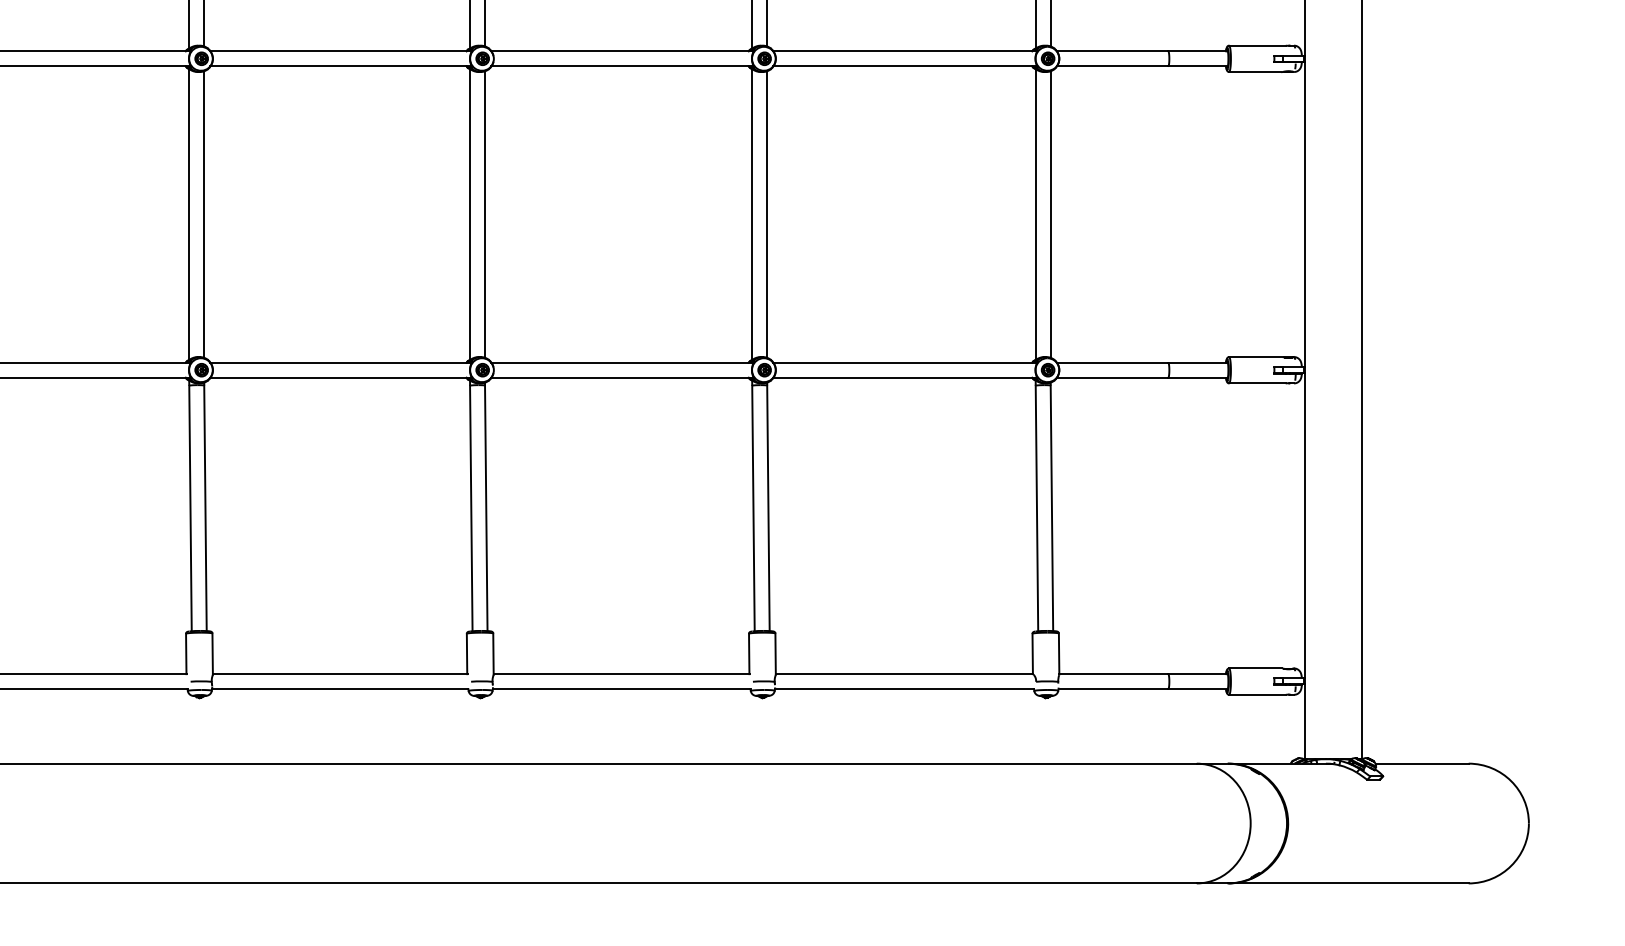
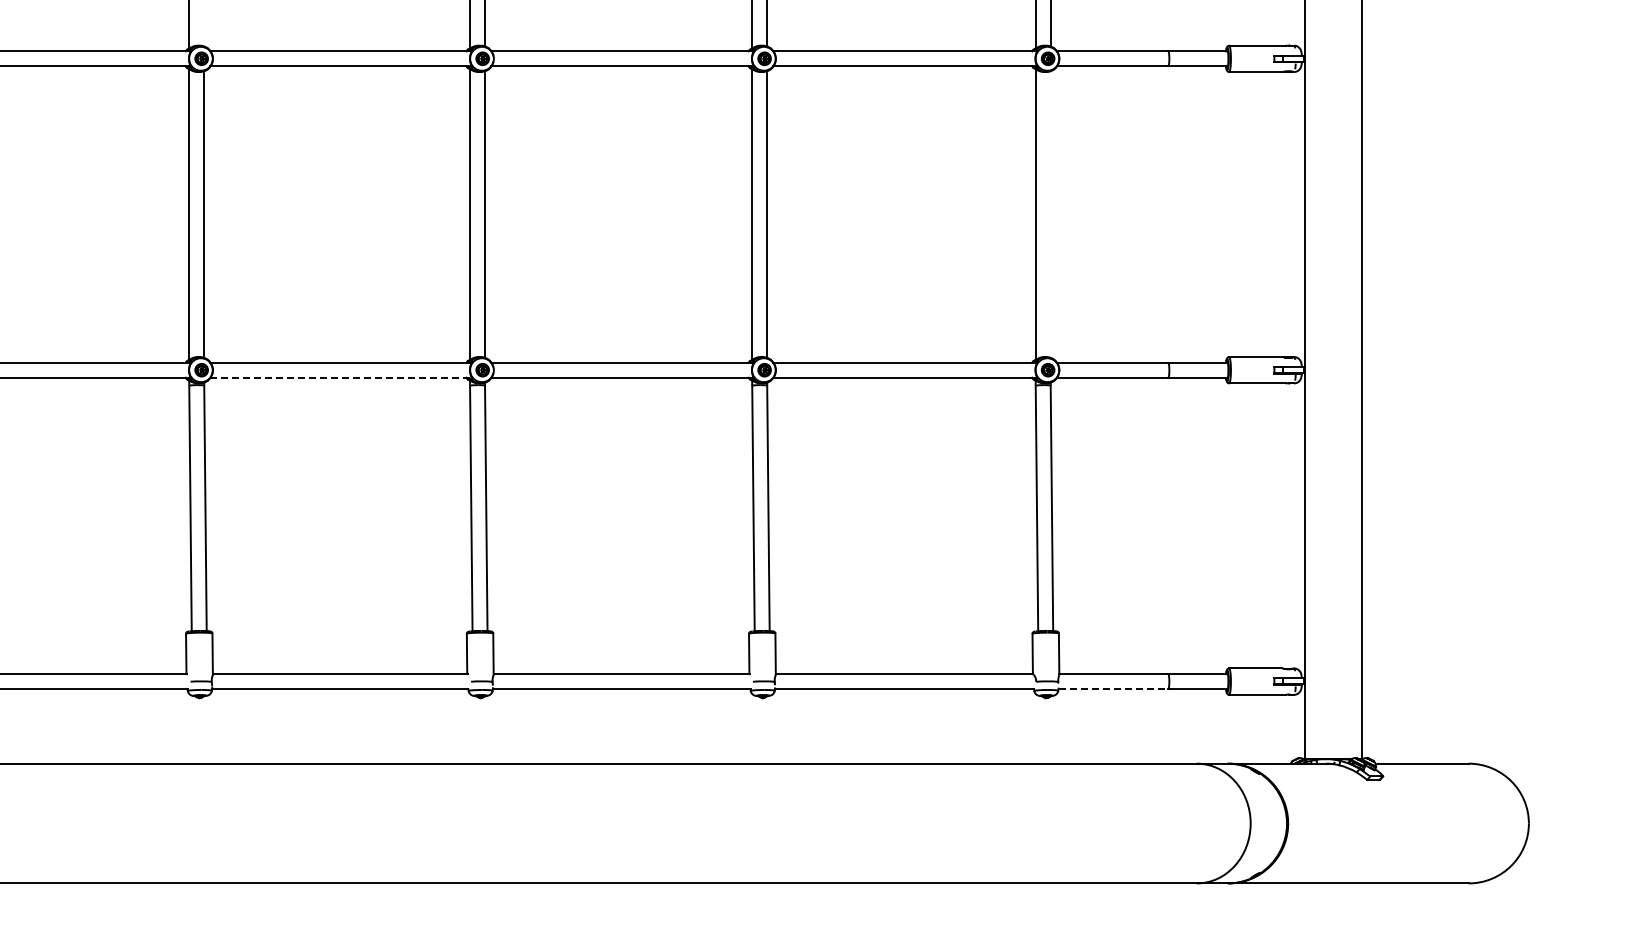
line: present -> none (204, 24)
line: present -> none (1050, 214)
line: solid -> dashed (340, 377)
line: solid -> dashed (1113, 689)
